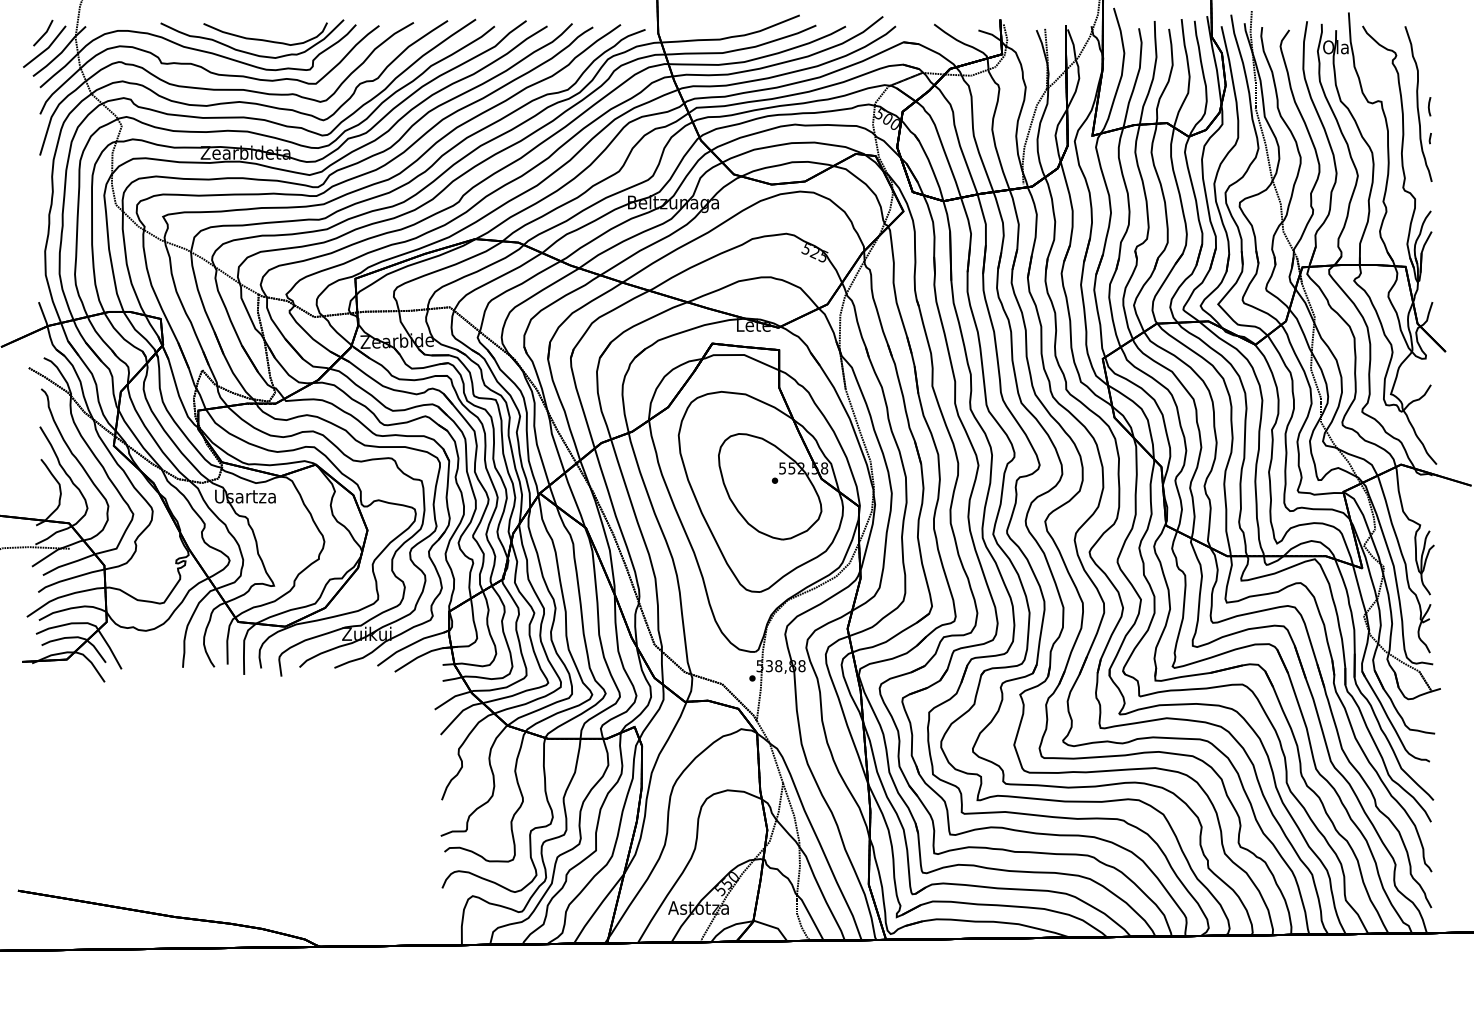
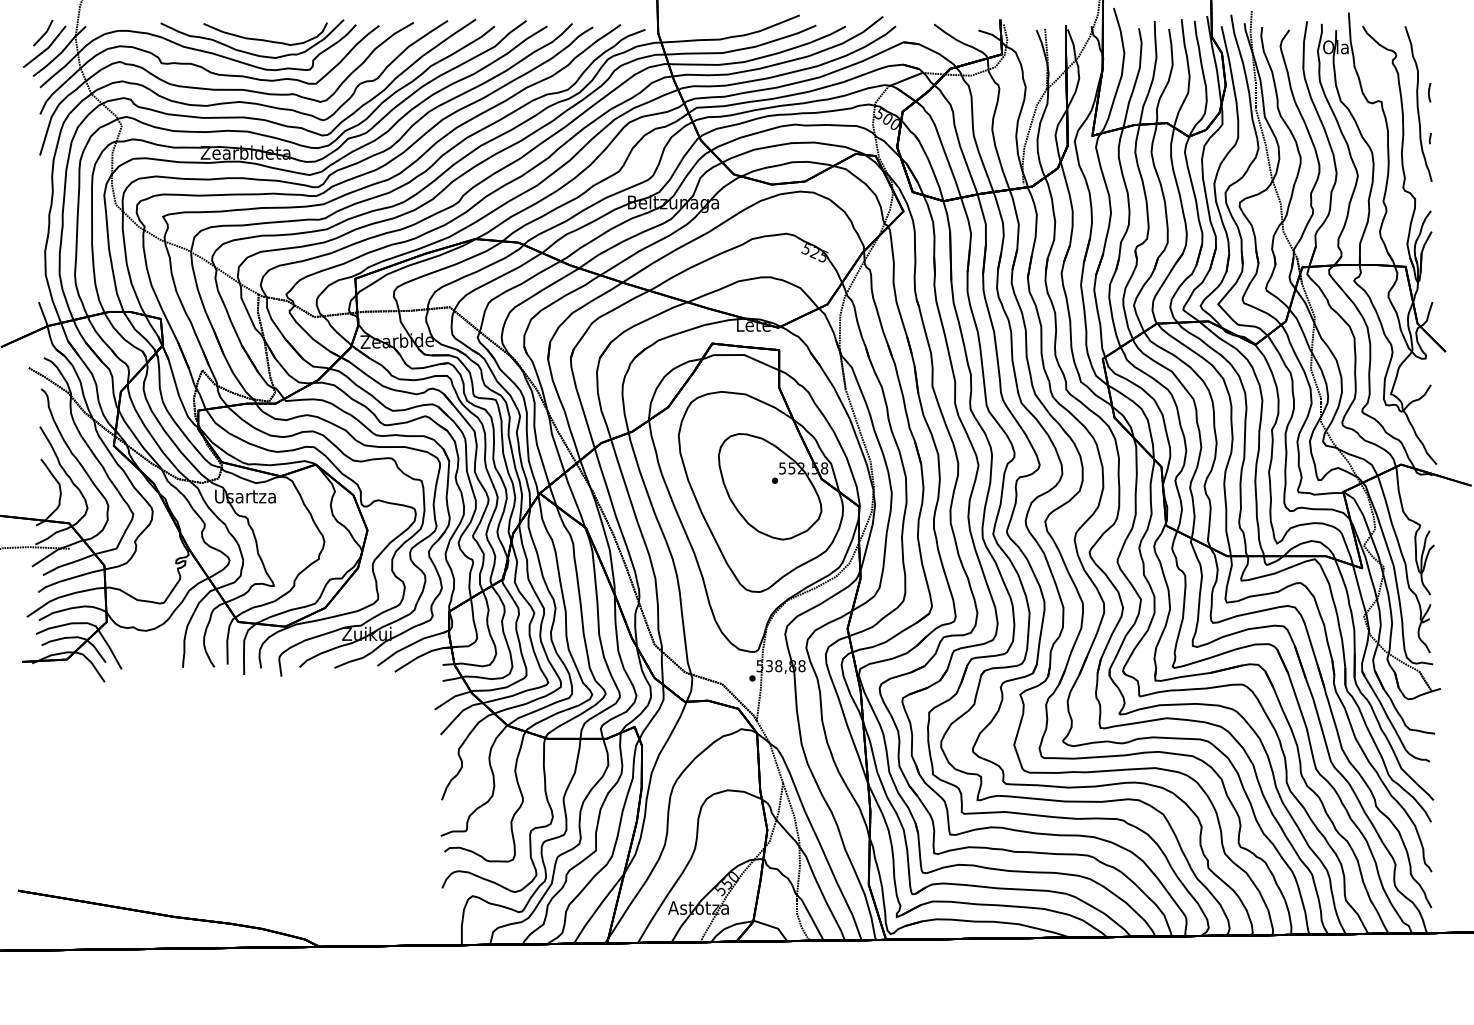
line position: (1429, 106) -> (1429, 92) (1429, 92)
